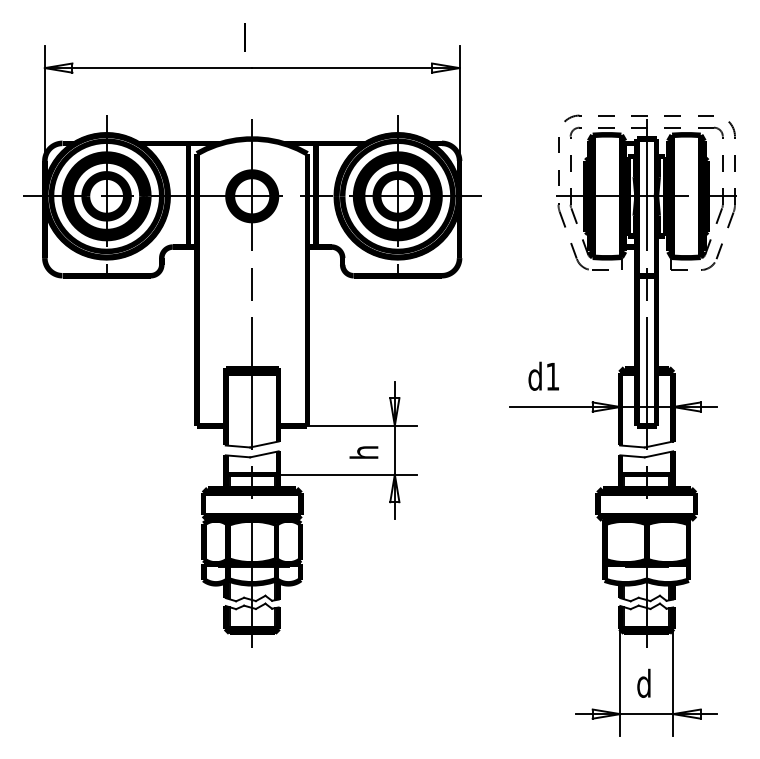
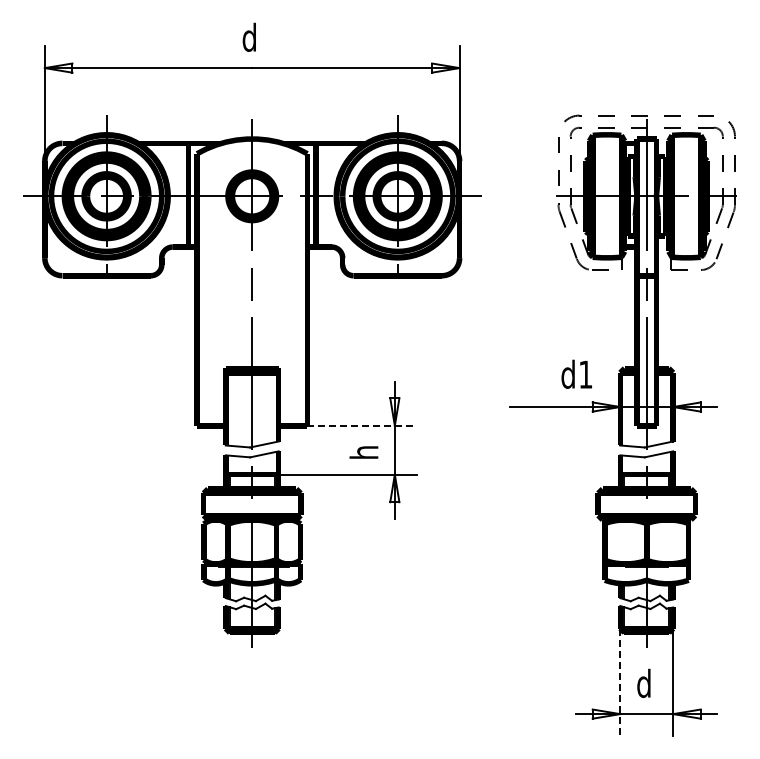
text: l -> d (248, 36)
text position: (543, 375) -> (576, 373) (576, 373)
line: solid -> dashed (362, 425)
line: solid -> dashed (620, 682)
